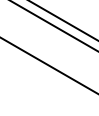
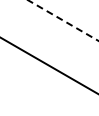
line: solid -> dashed (63, 20)
line: present -> none (54, 25)
